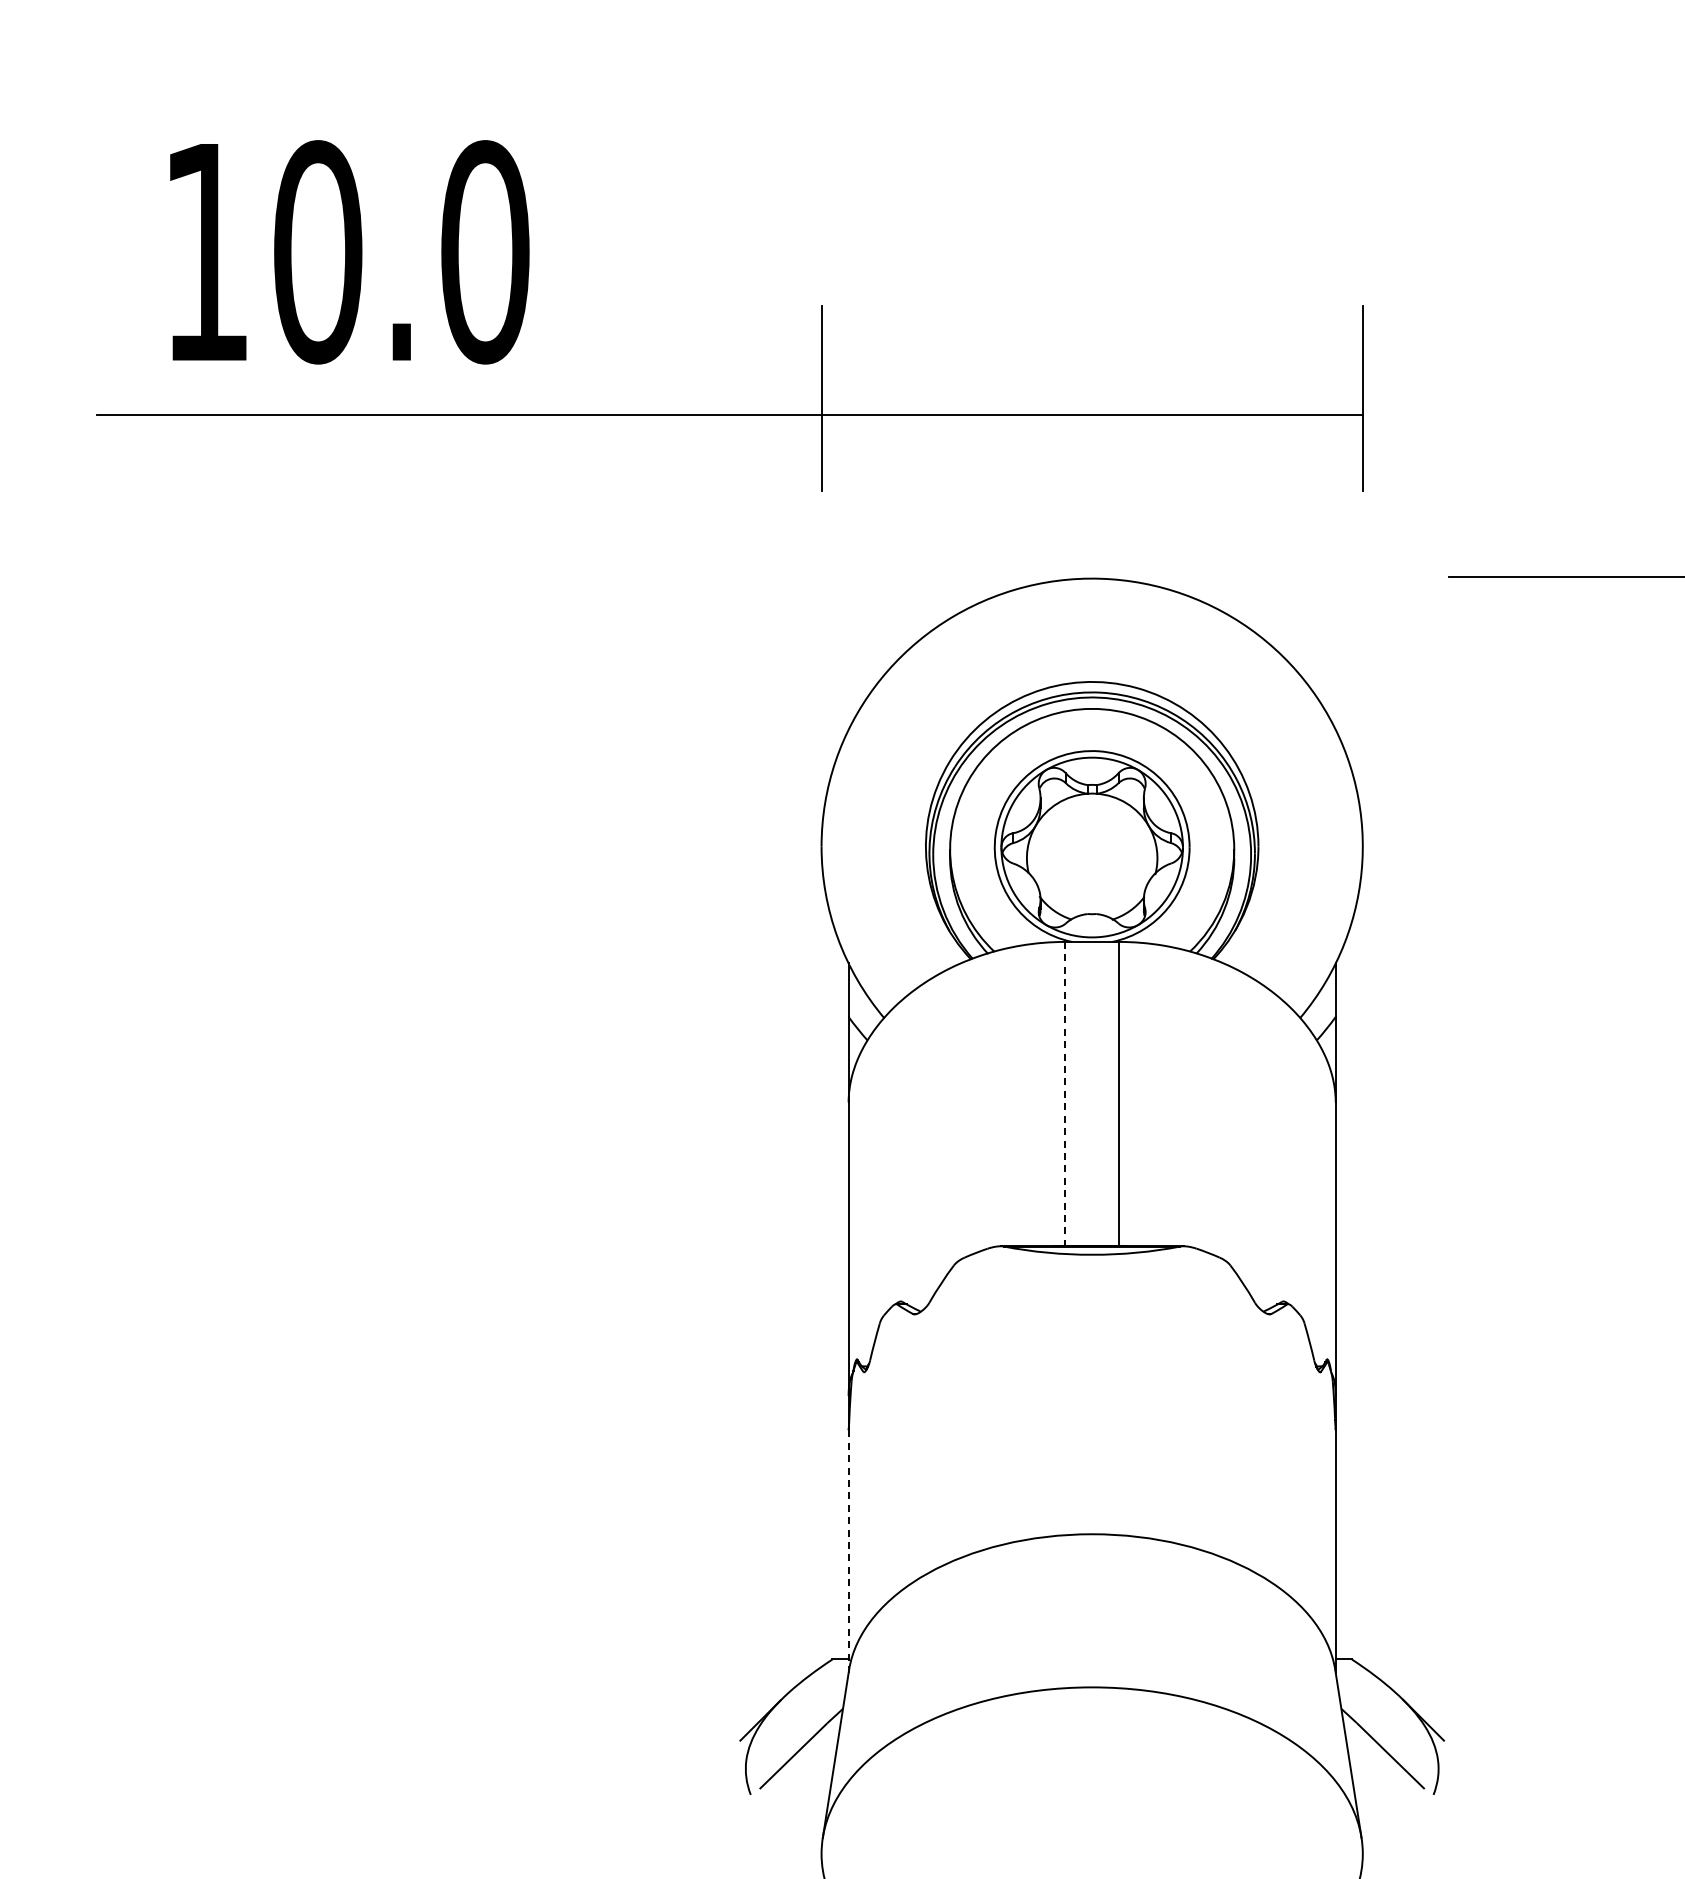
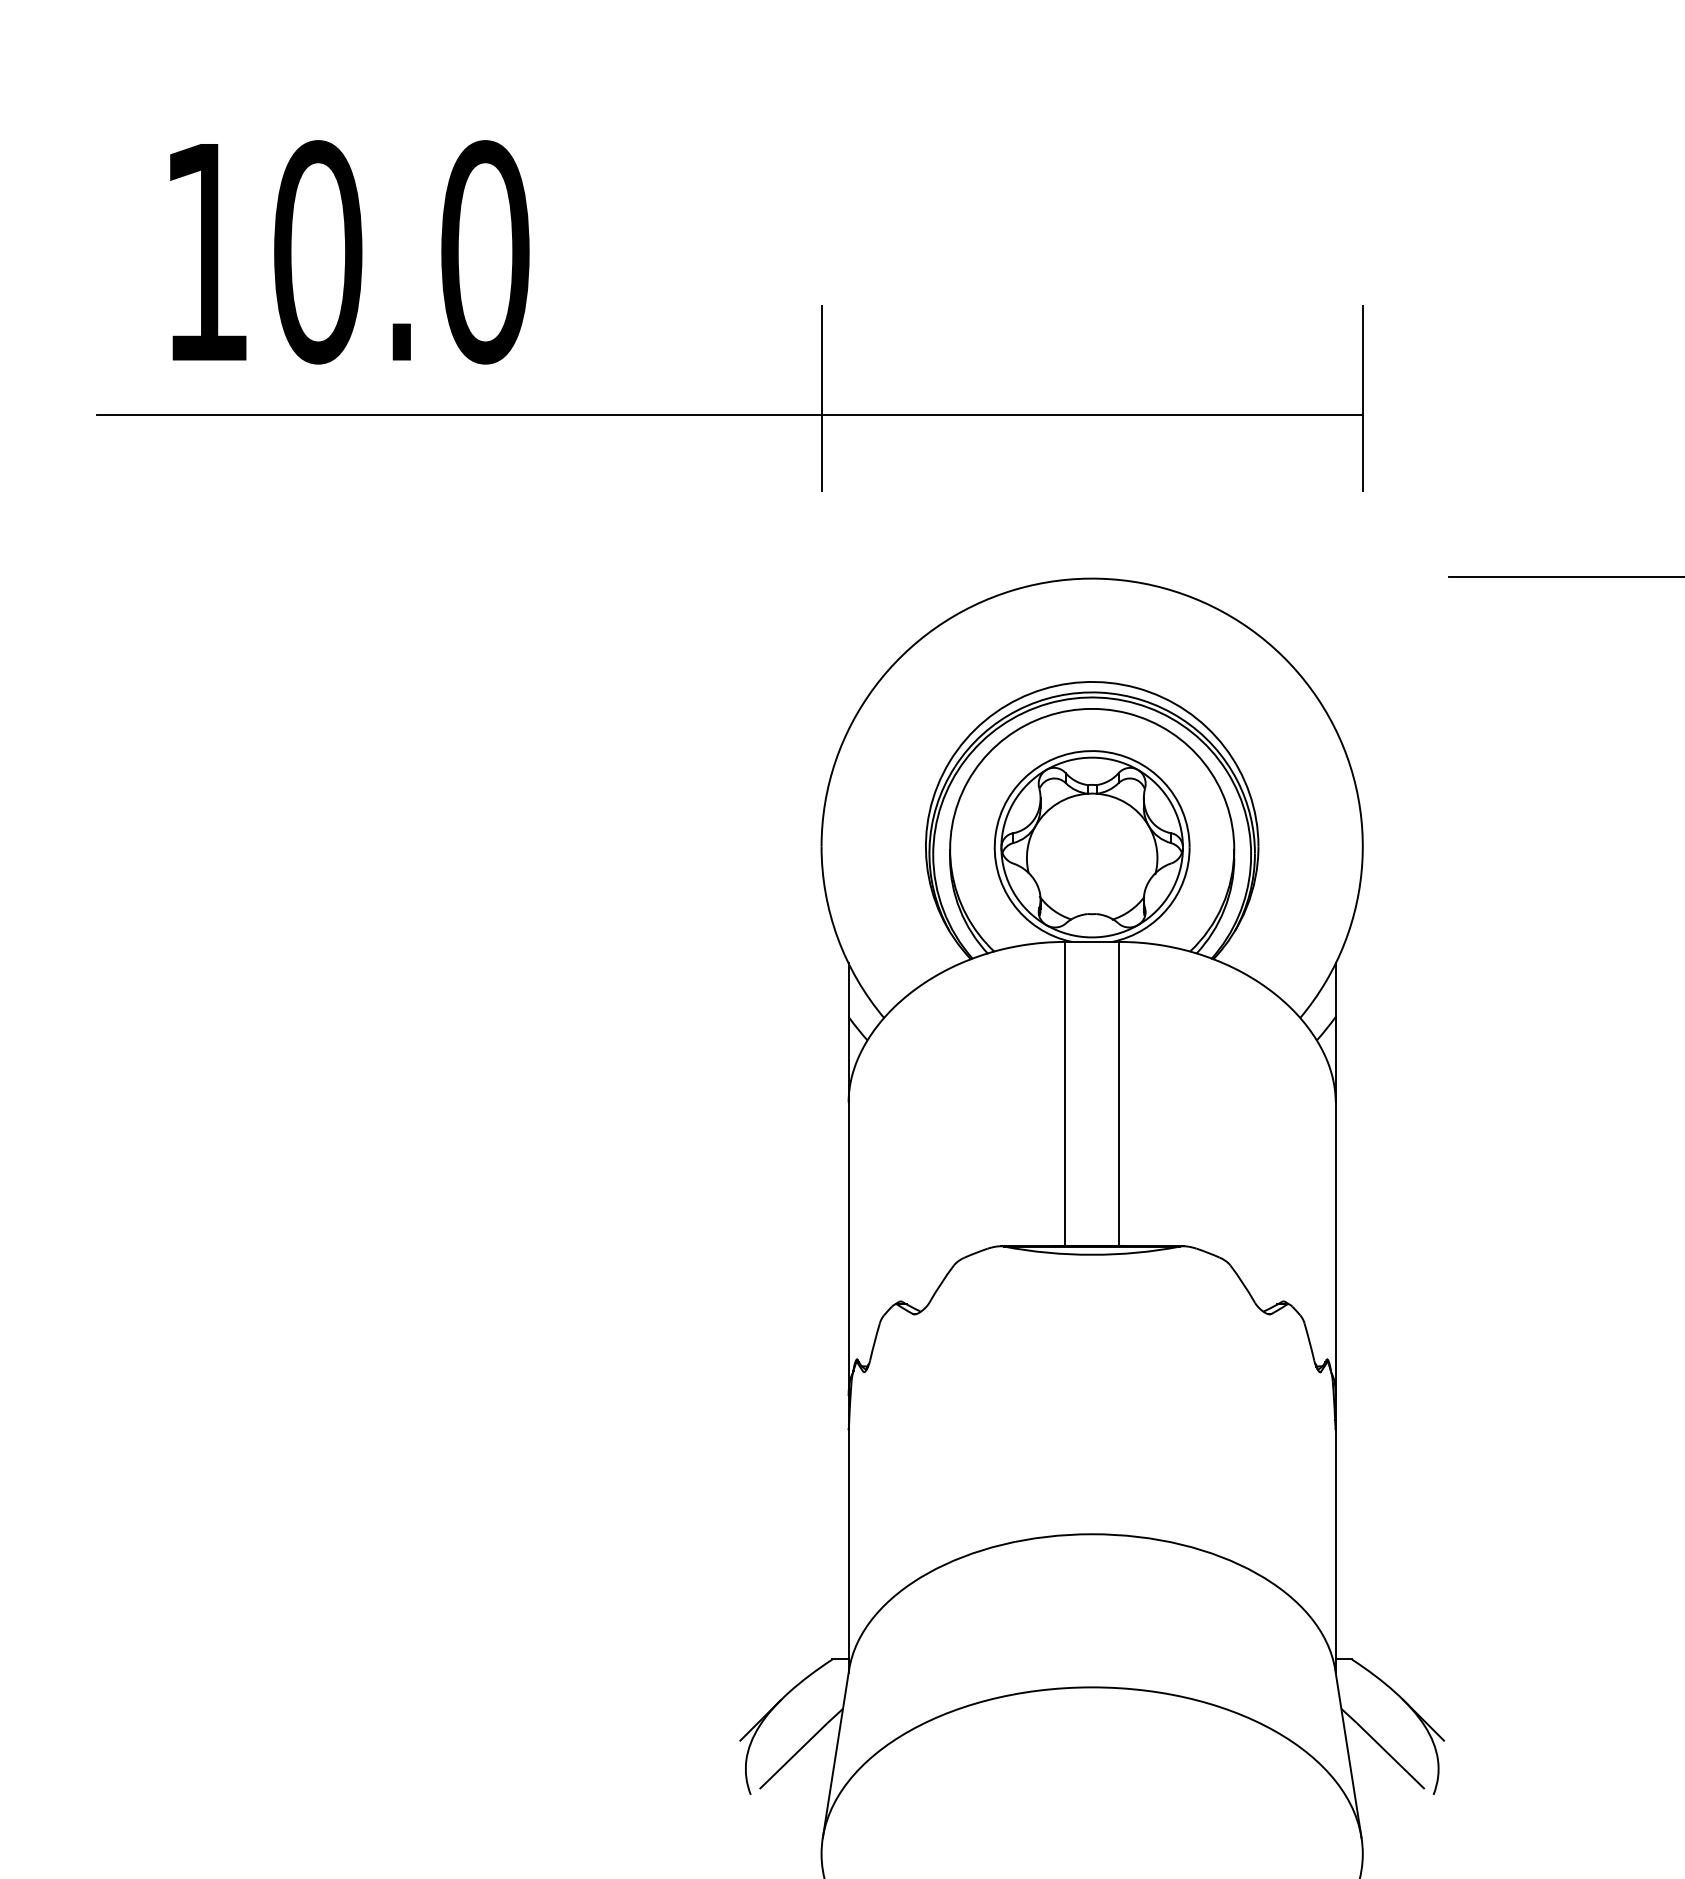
line: dashed -> solid (1065, 1093)
line: dashed -> solid (848, 1550)
